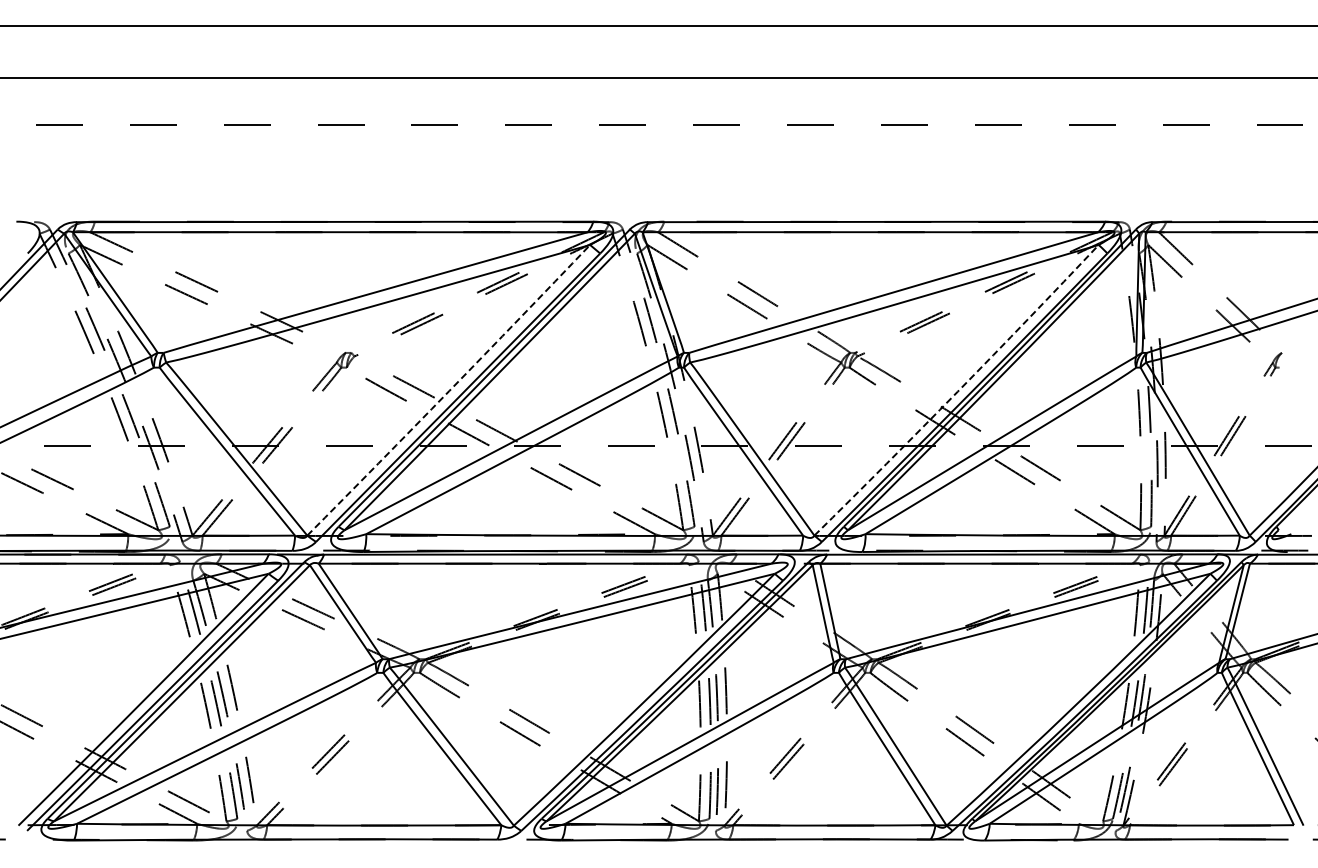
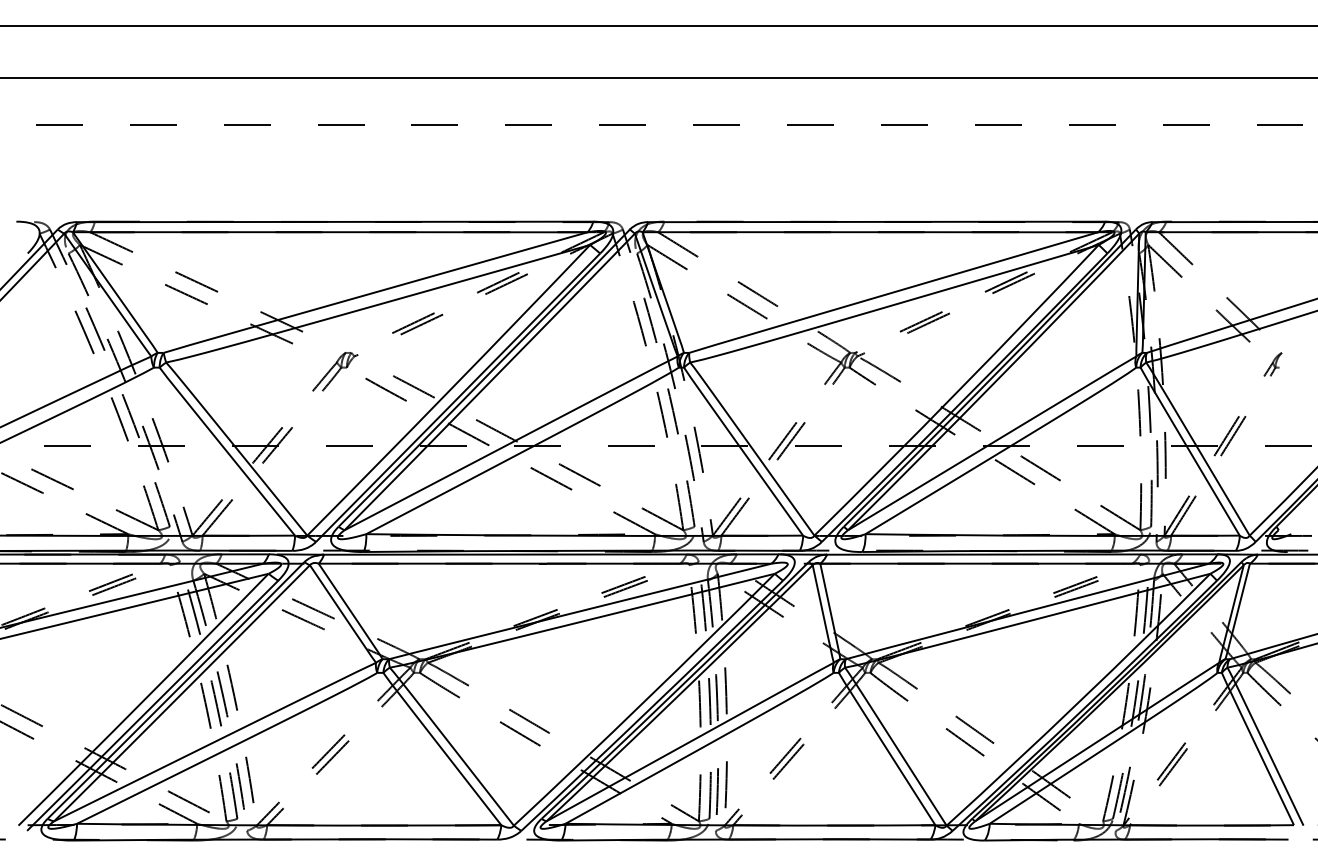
arc: dashed -> solid (449, 390)
arc: dashed -> solid (957, 391)
